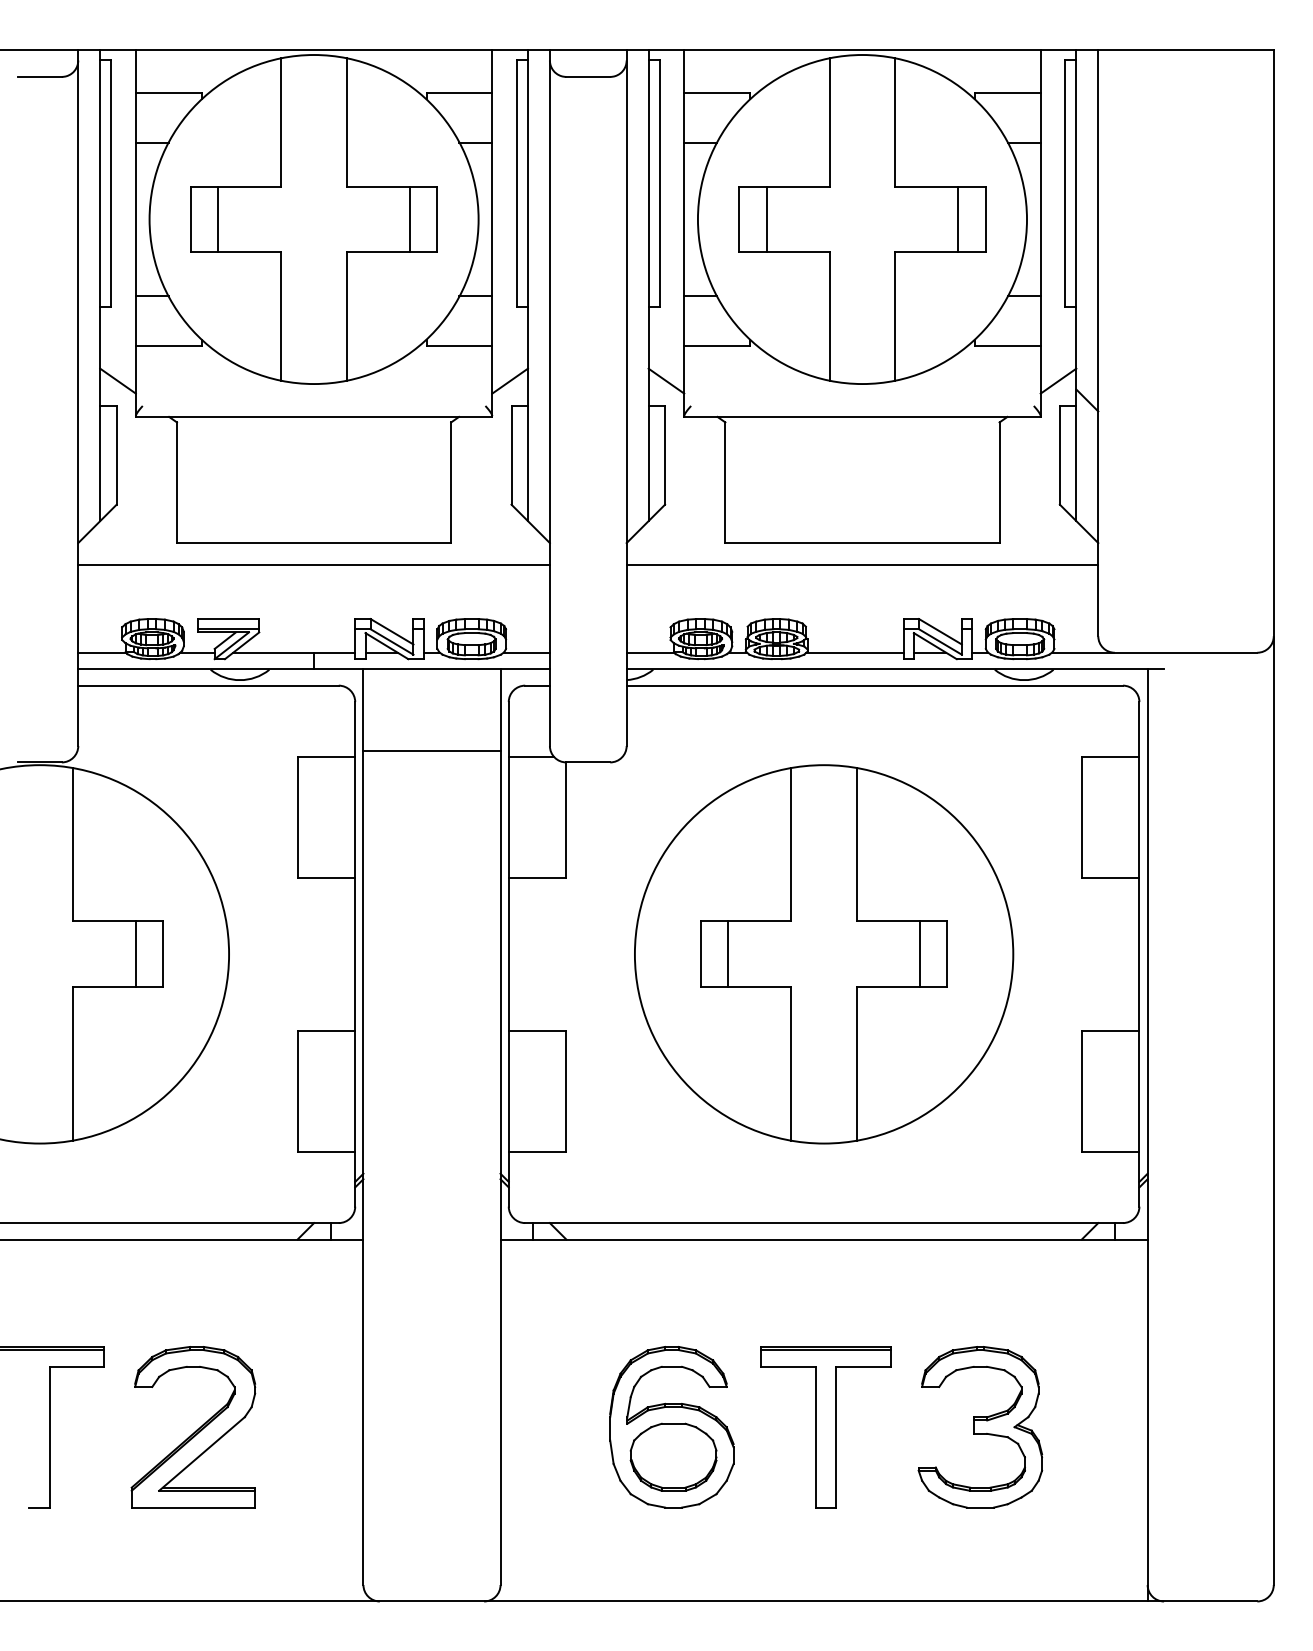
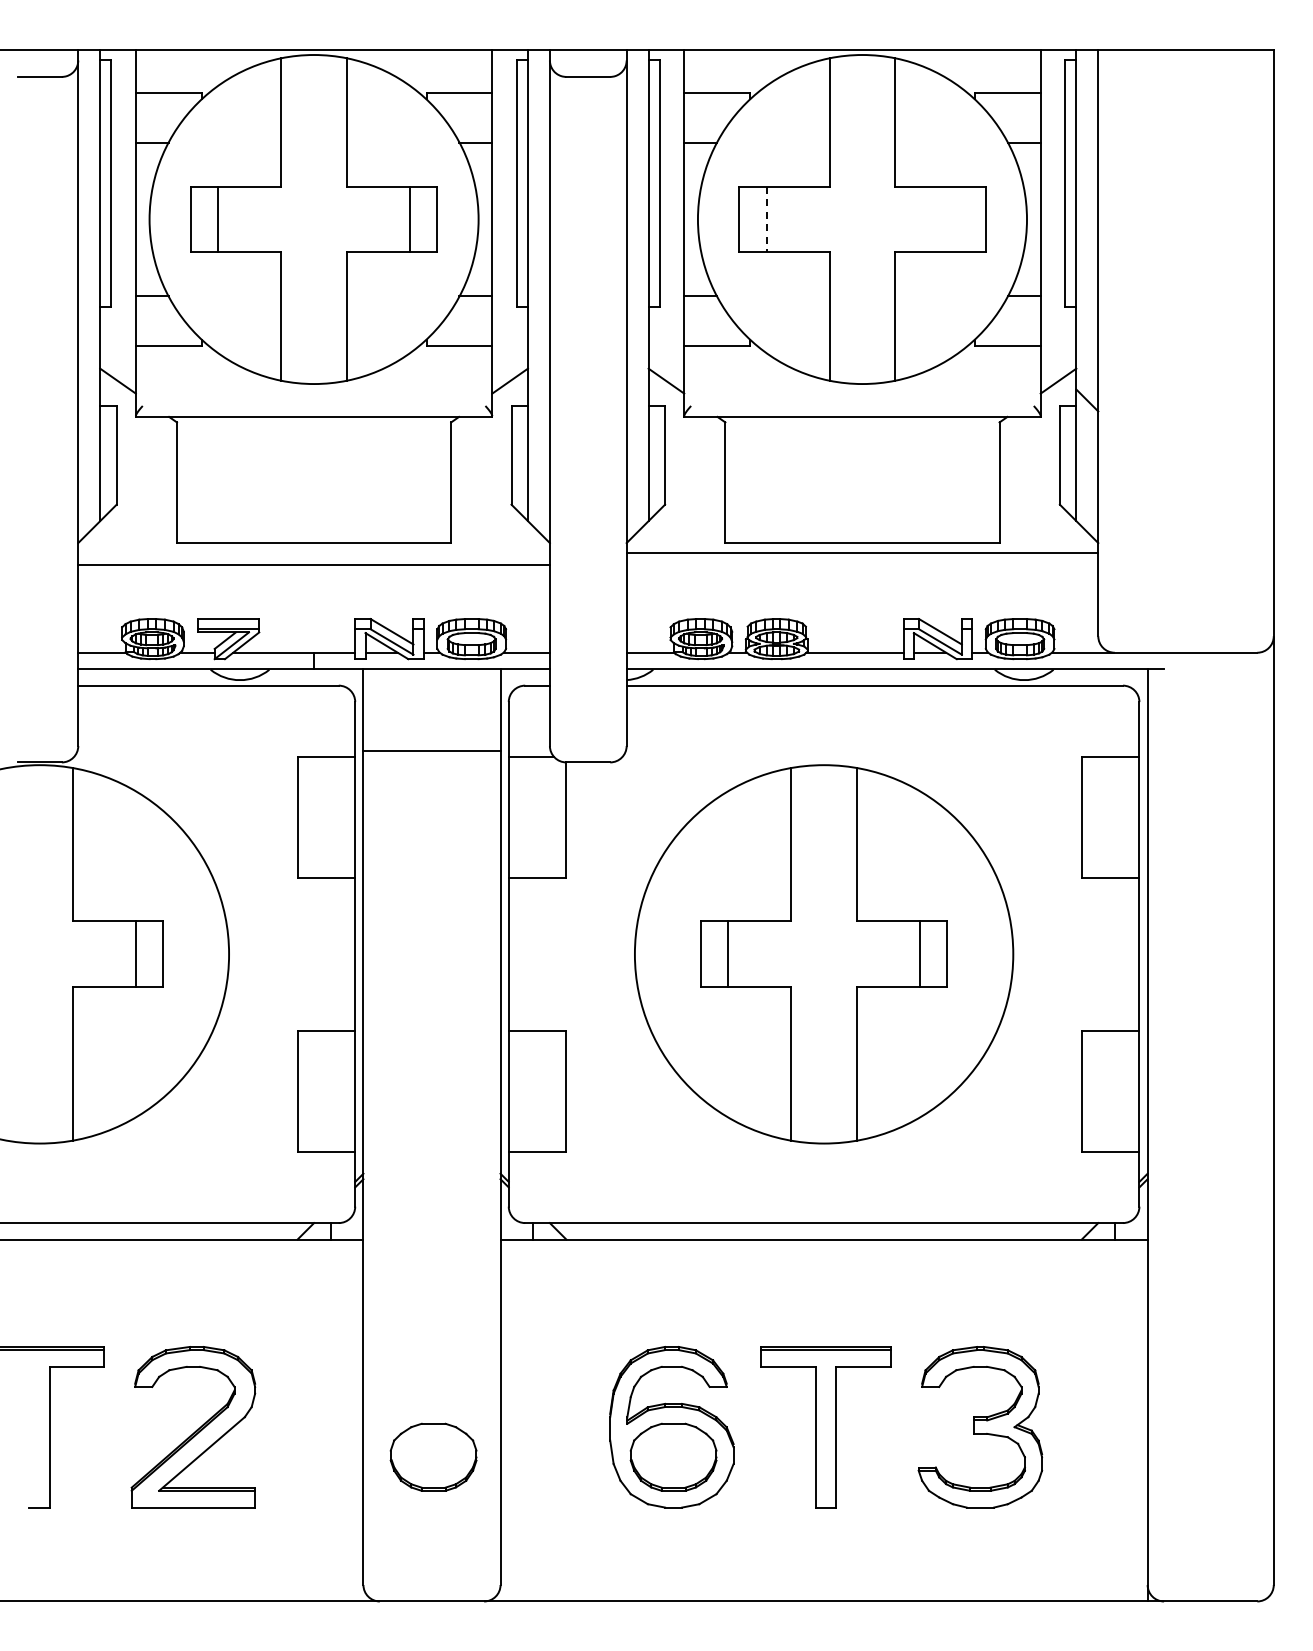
line: solid -> dashed (766, 219)
line: present -> none (958, 219)
line position: (862, 565) -> (862, 553) (862, 553)
part: none -> present (433, 1456)
